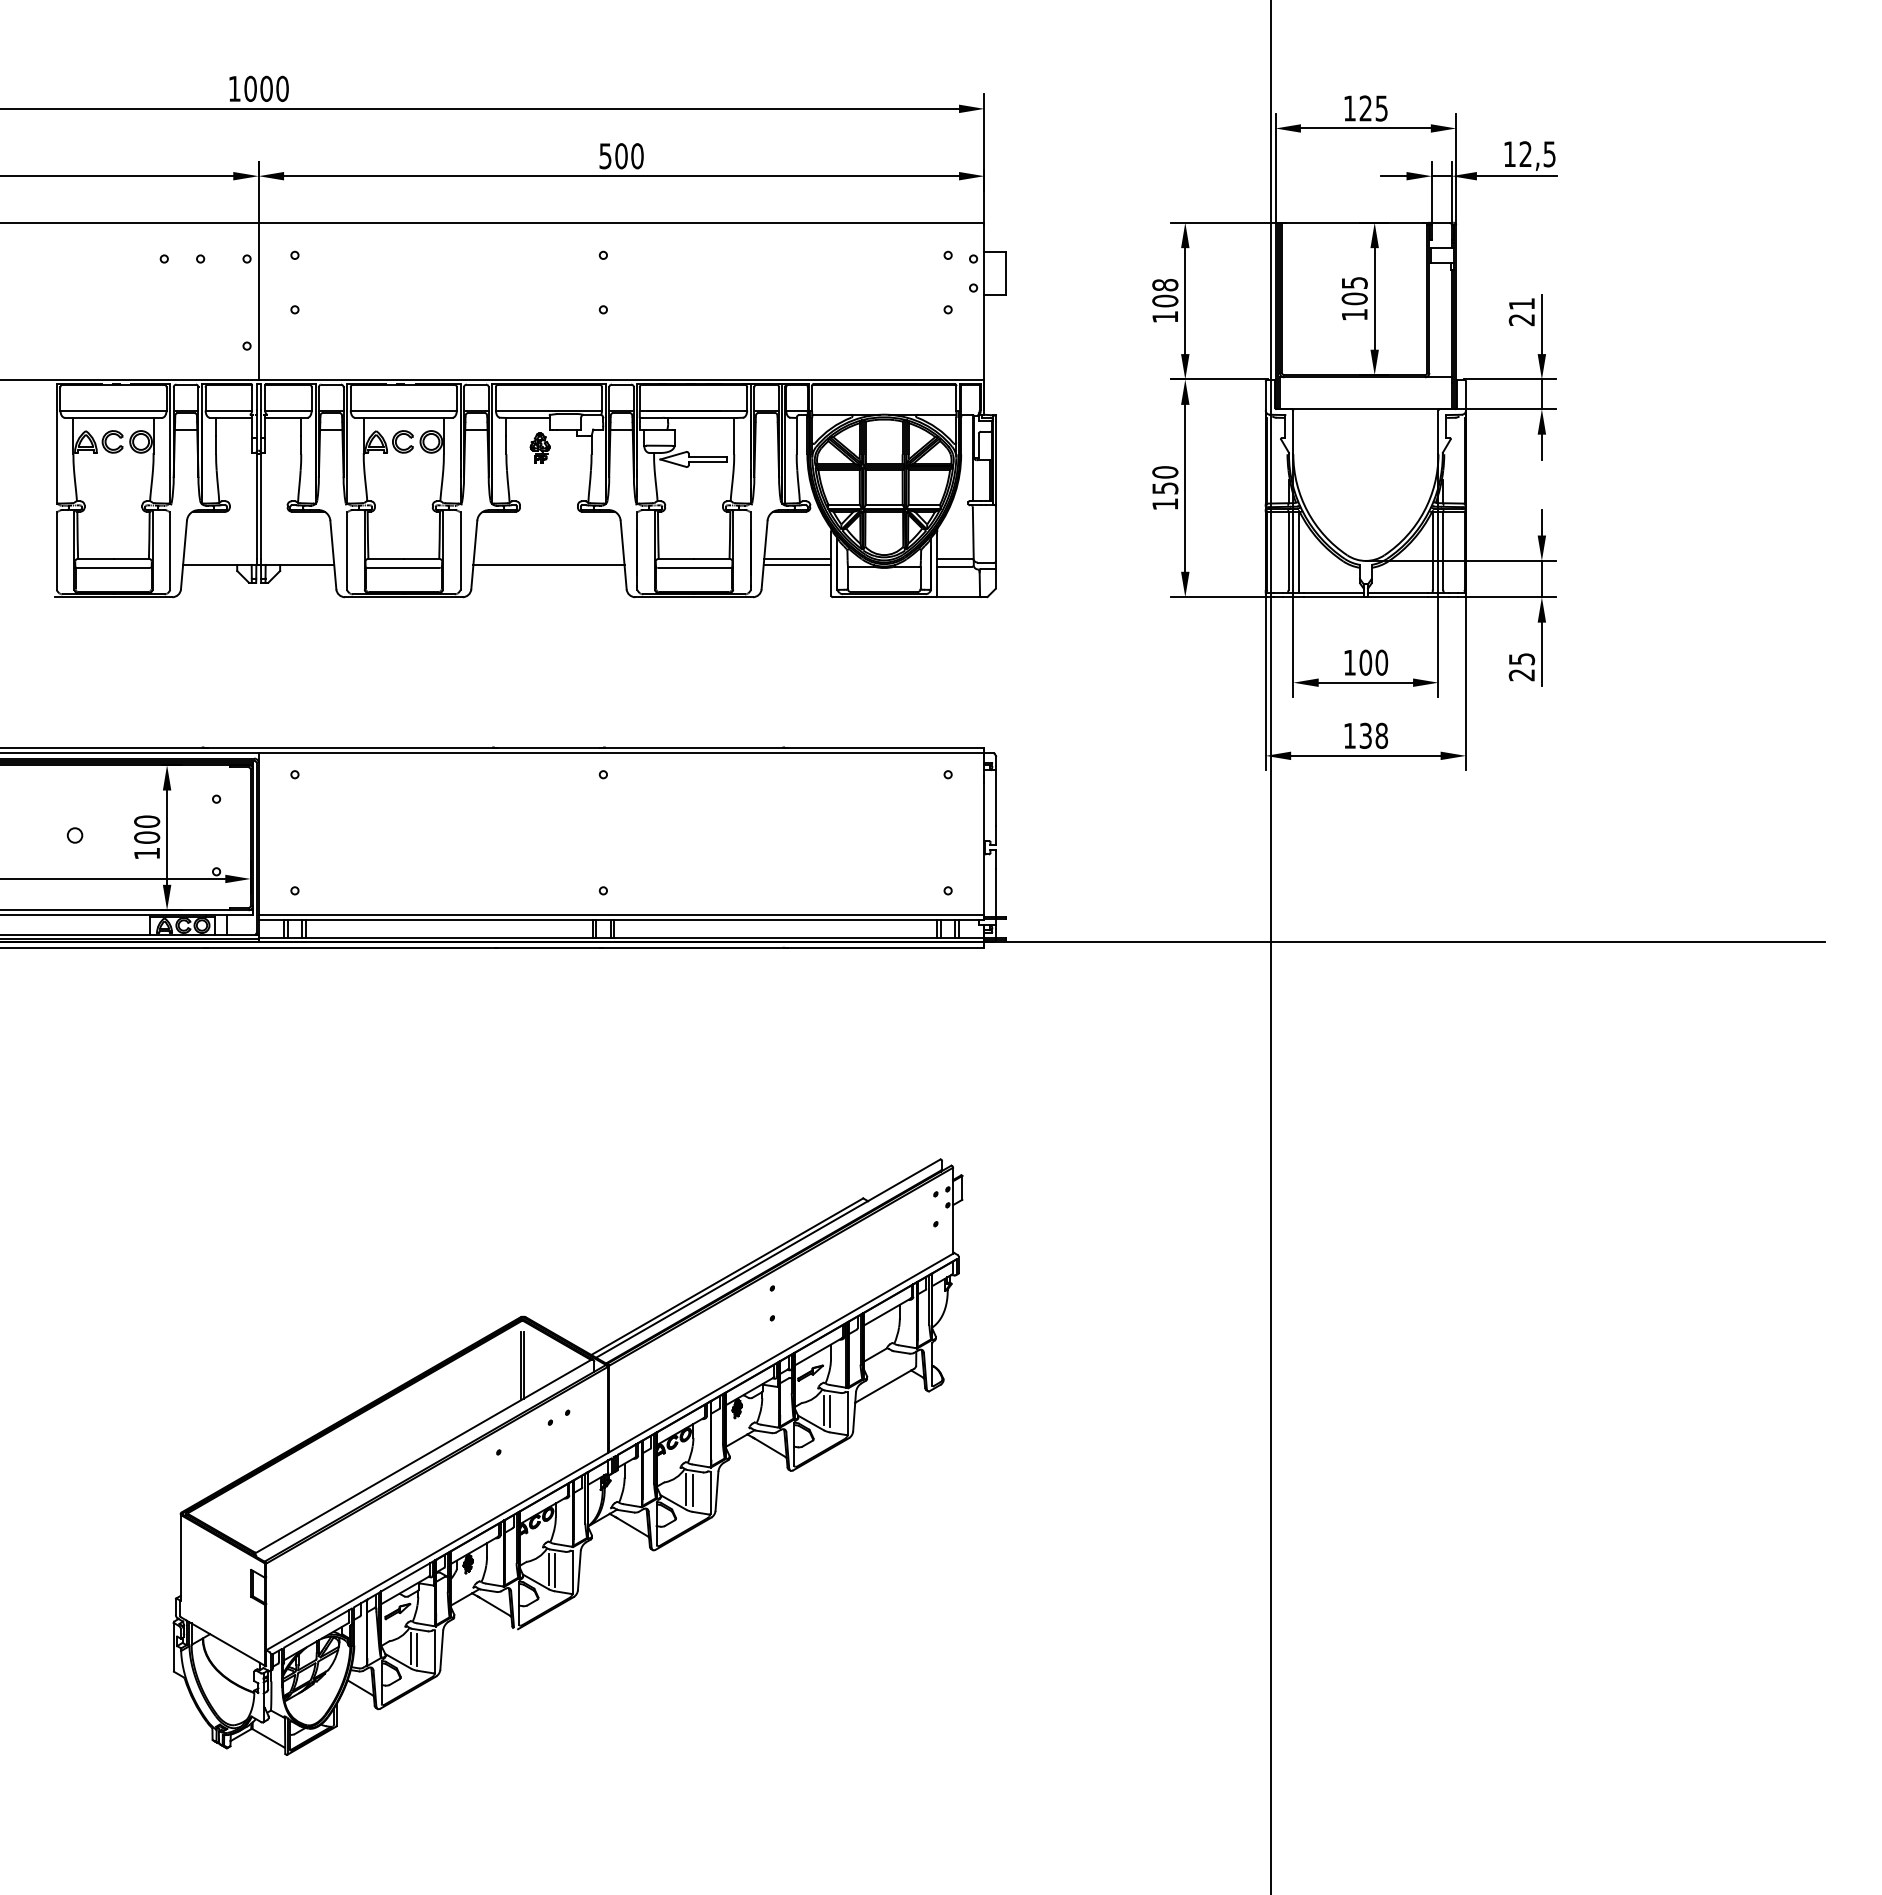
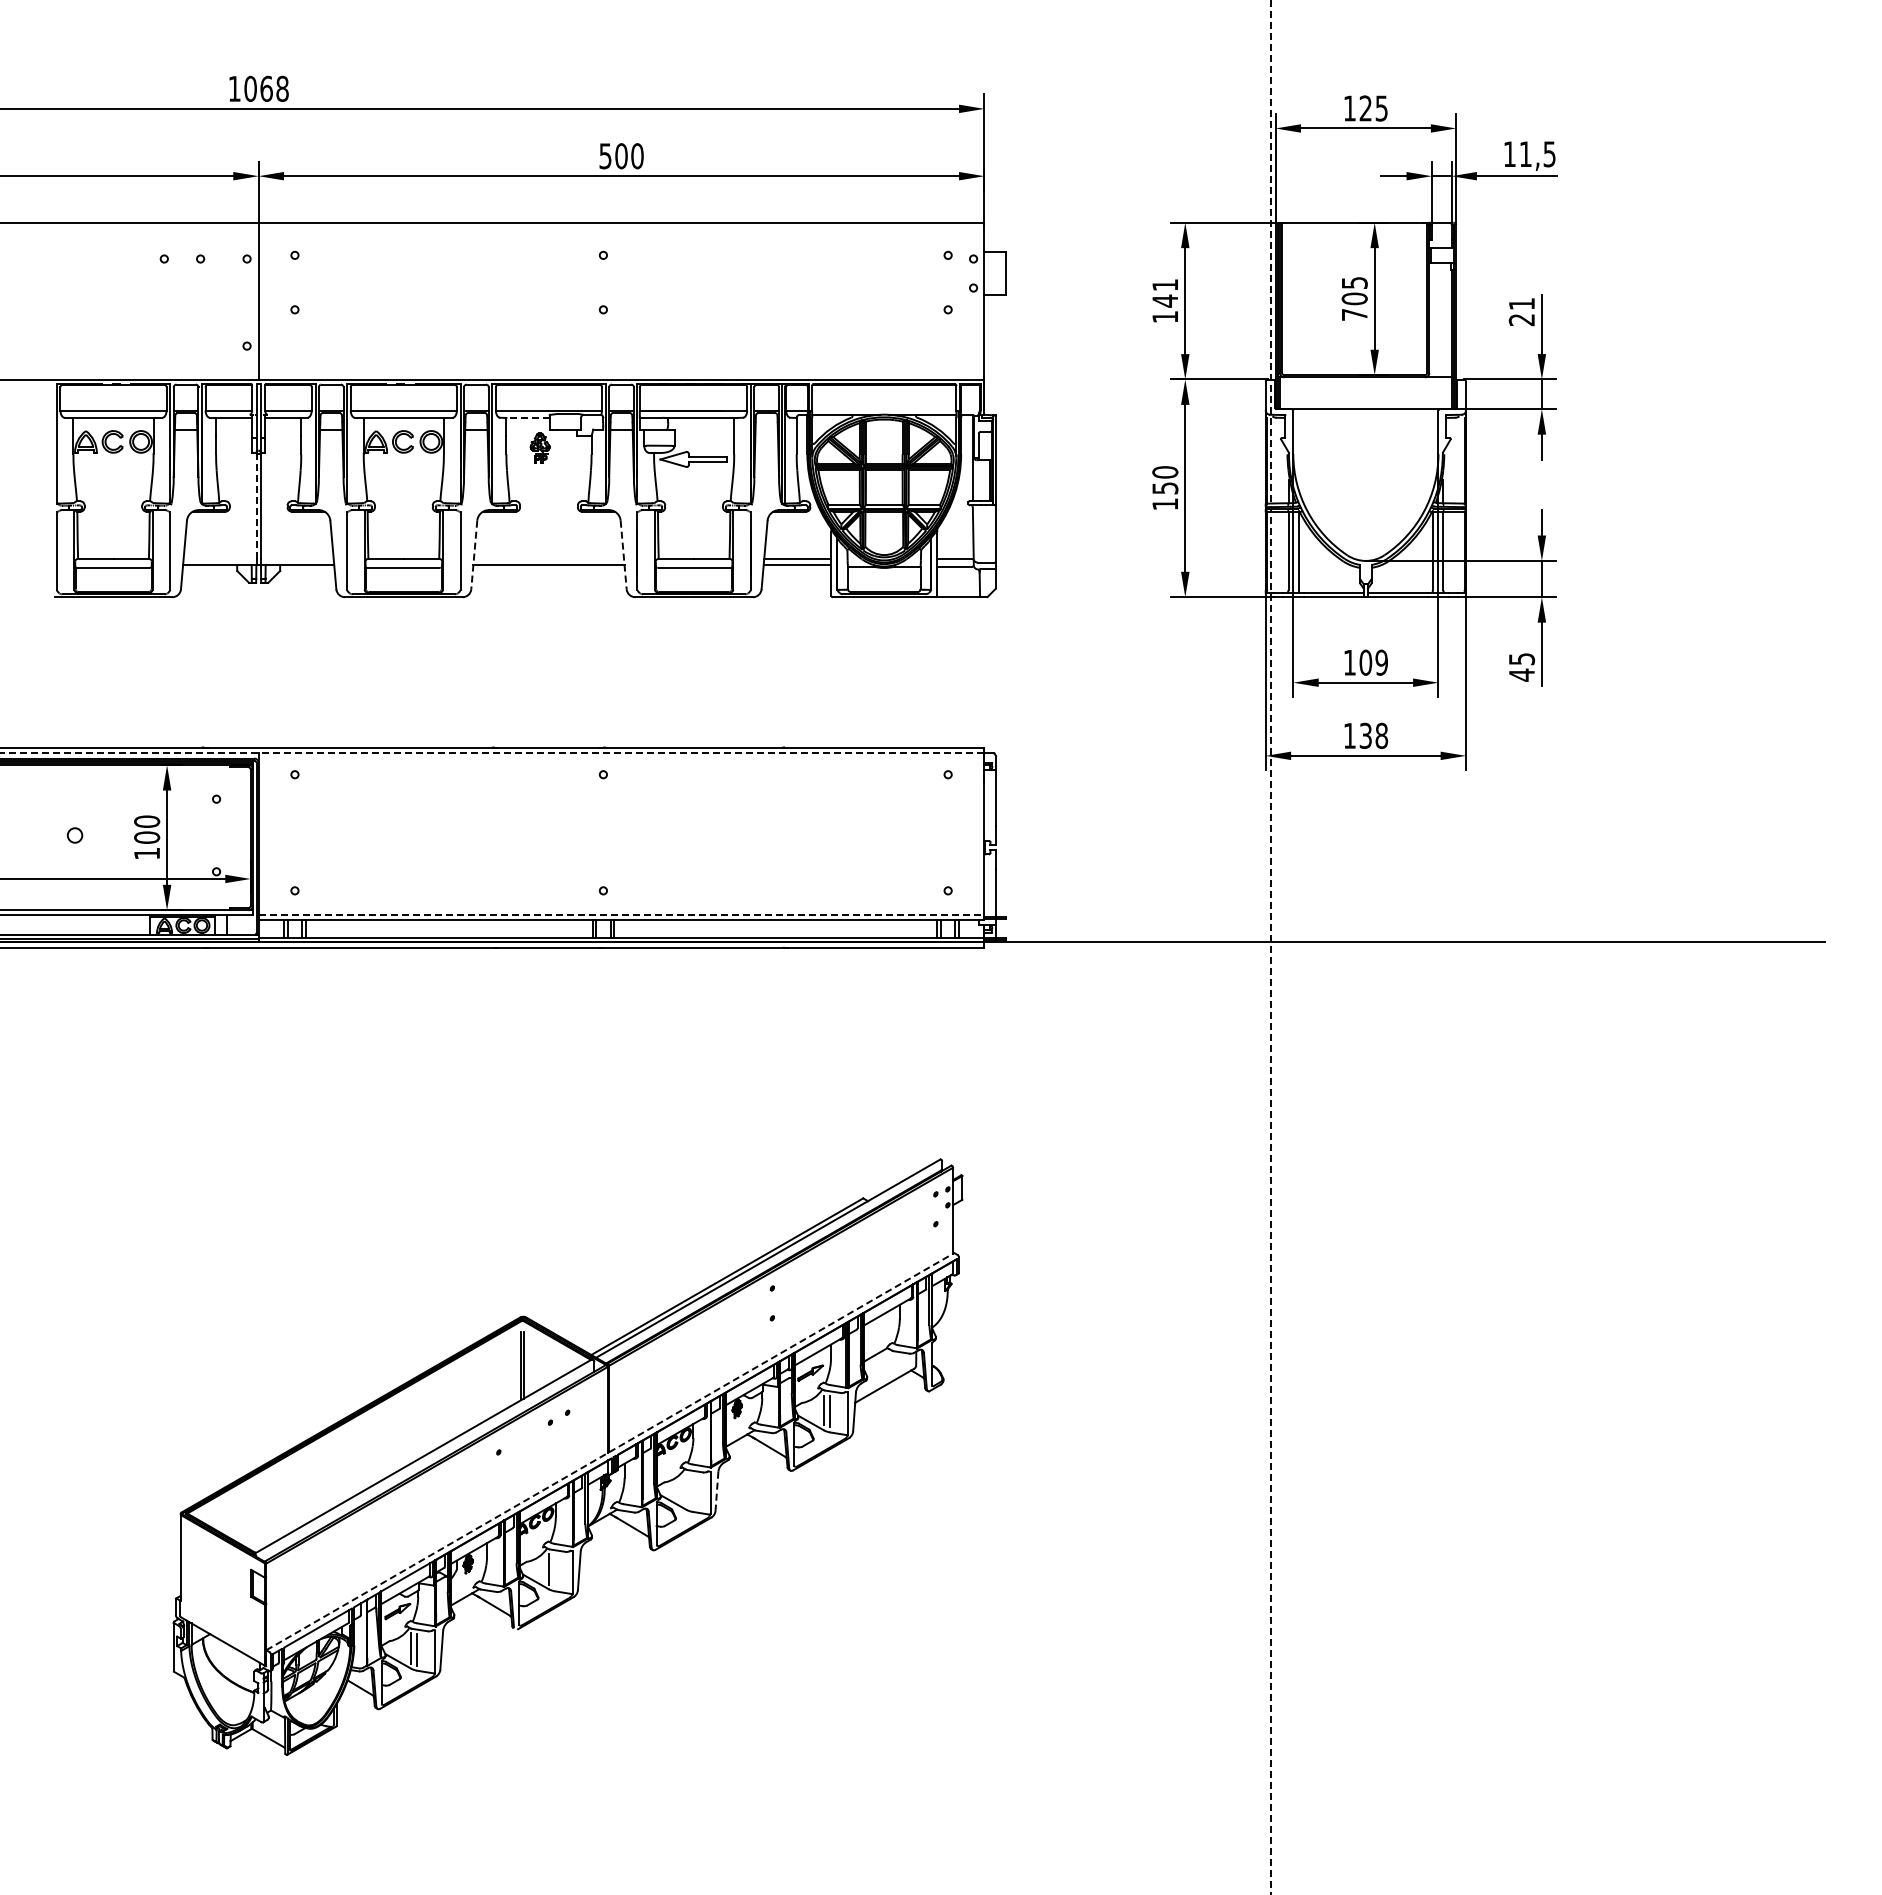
text: 1000 -> 1068 (274, 88)
text: 12,5 -> 11,5 (1525, 153)
text: 108 -> 141 (1165, 293)
text: 105 -> 705 (1354, 314)
line: solid -> dashed (528, 417)
line: solid -> dashed (256, 506)
line: solid -> dashed (474, 555)
line: solid -> dashed (623, 555)
text: 100 -> 109 (1381, 662)
text: 25 -> 45 (1521, 674)
line: solid -> dashed (492, 752)
line: solid -> dashed (621, 914)
line: solid -> dashed (1270, 947)
line: solid -> dashed (610, 1451)
line: present -> none (686, 1489)
line: present -> none (692, 1490)
line: solid -> dashed (716, 1491)
line: present -> none (555, 1570)
